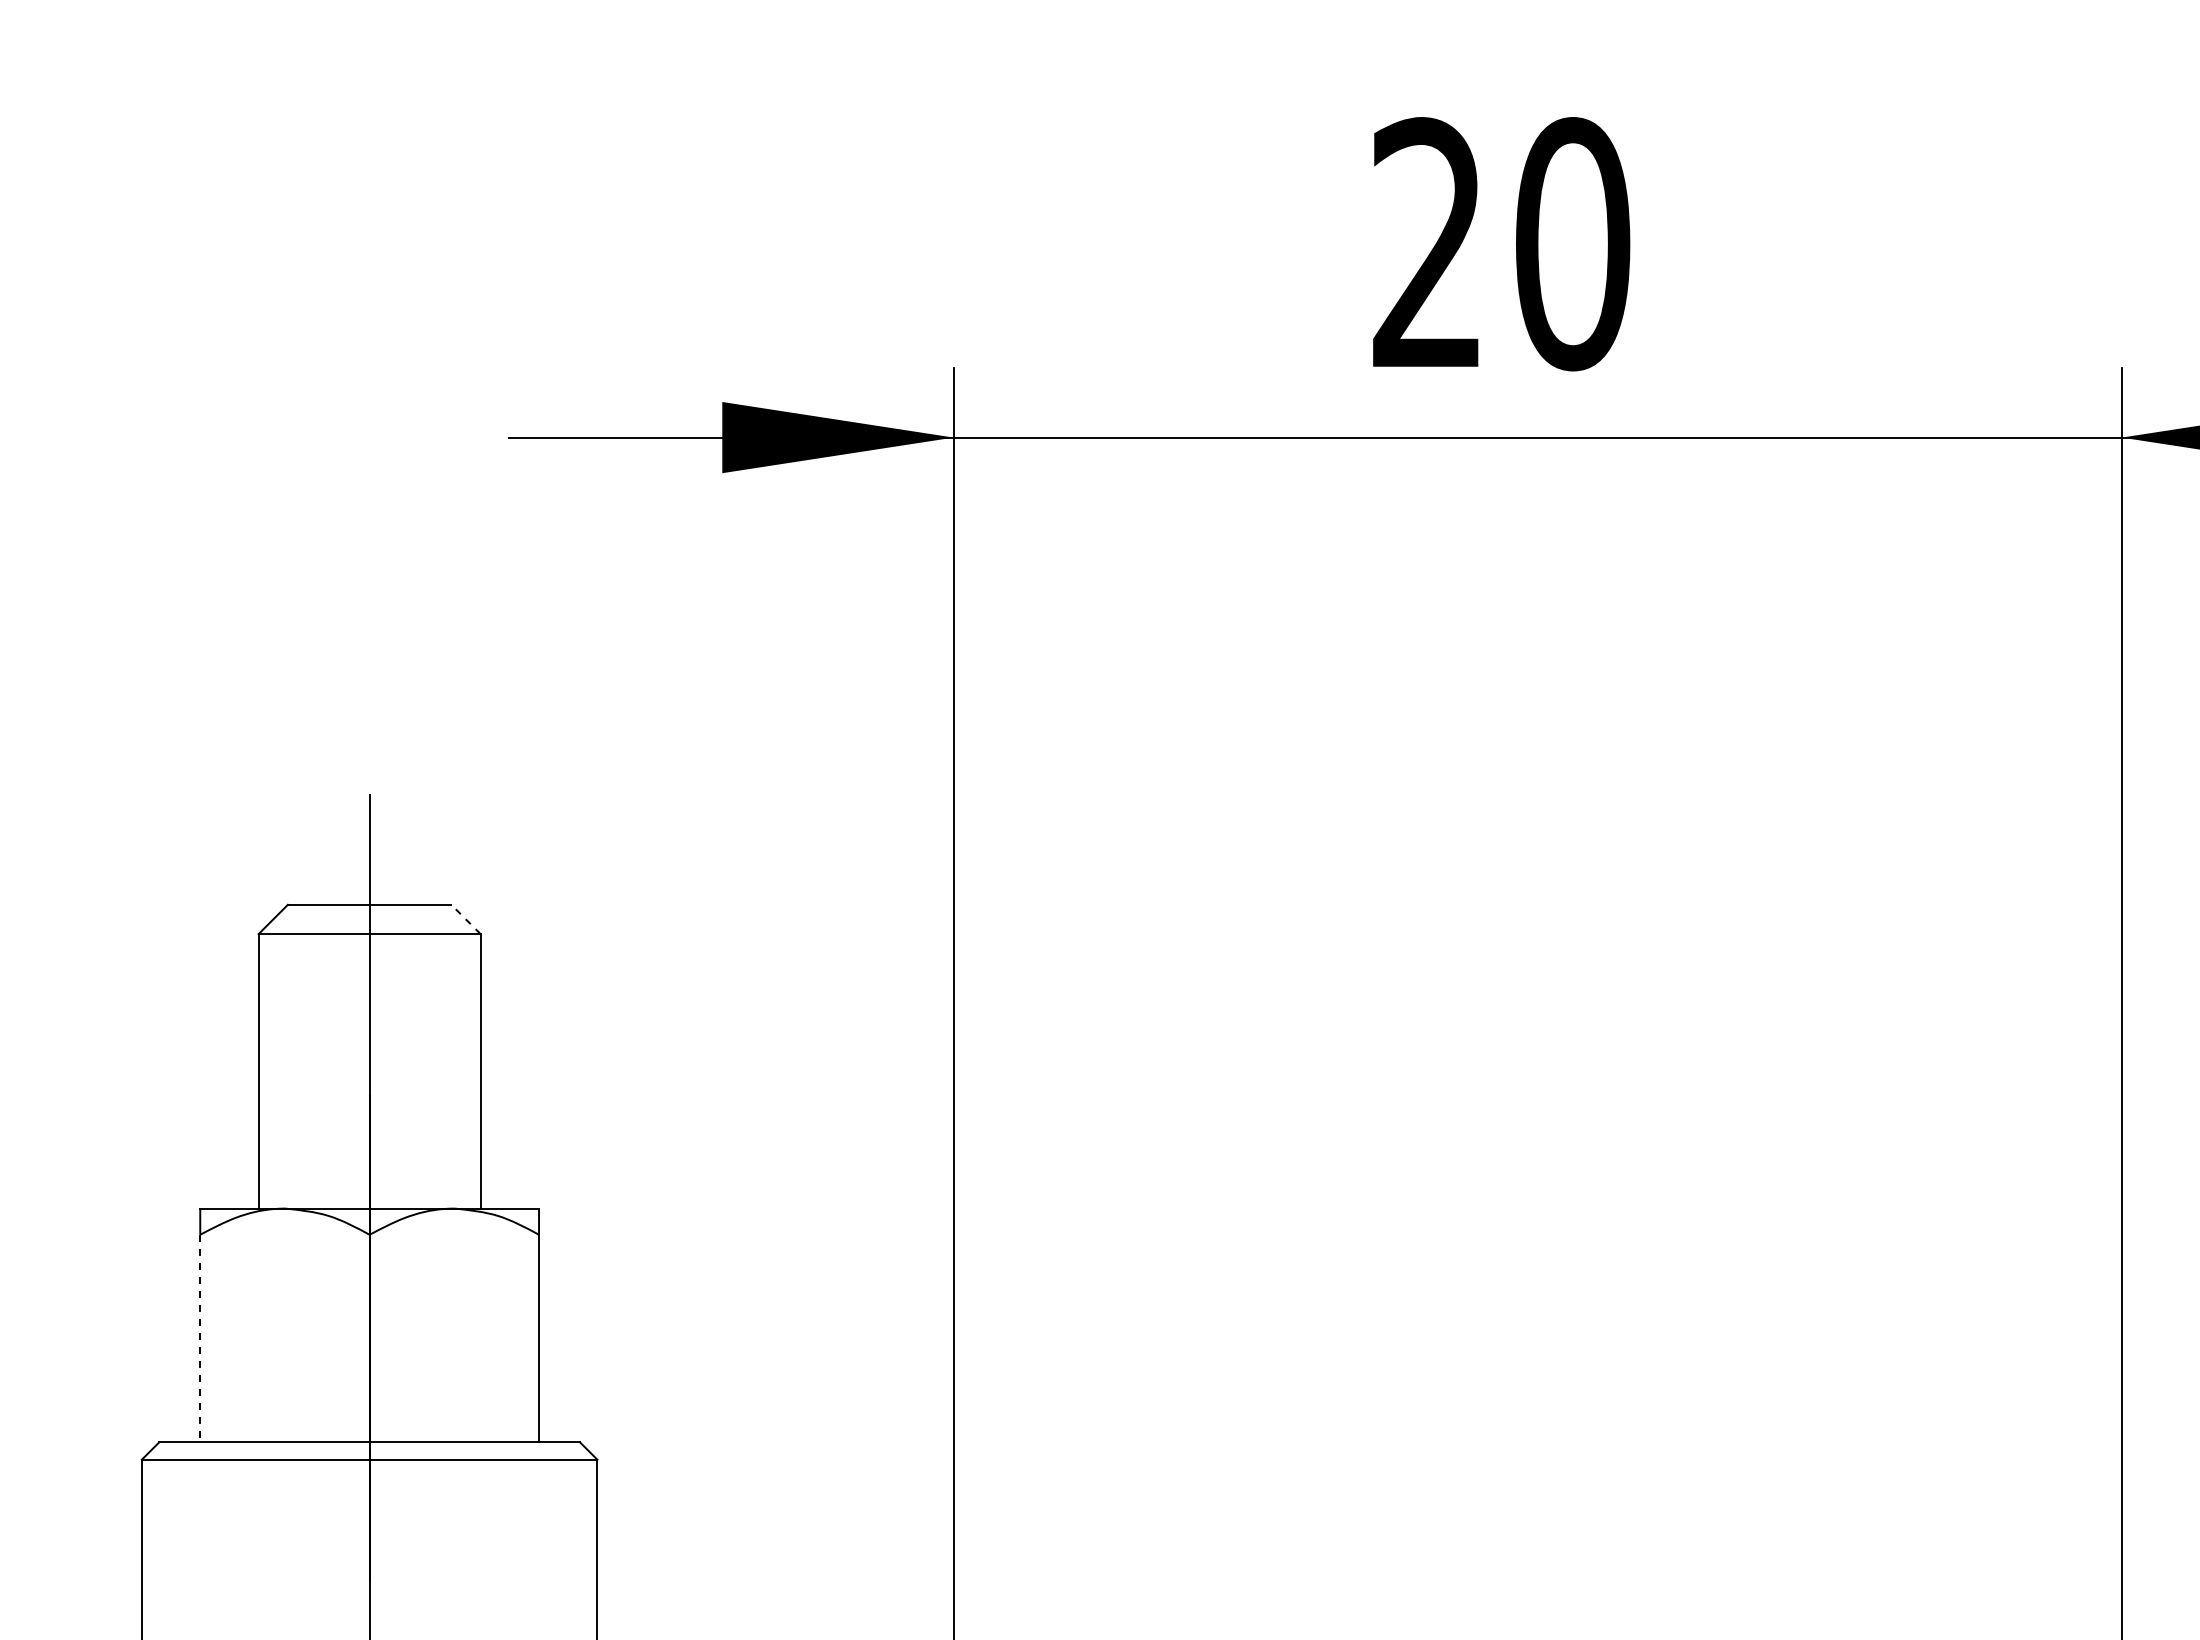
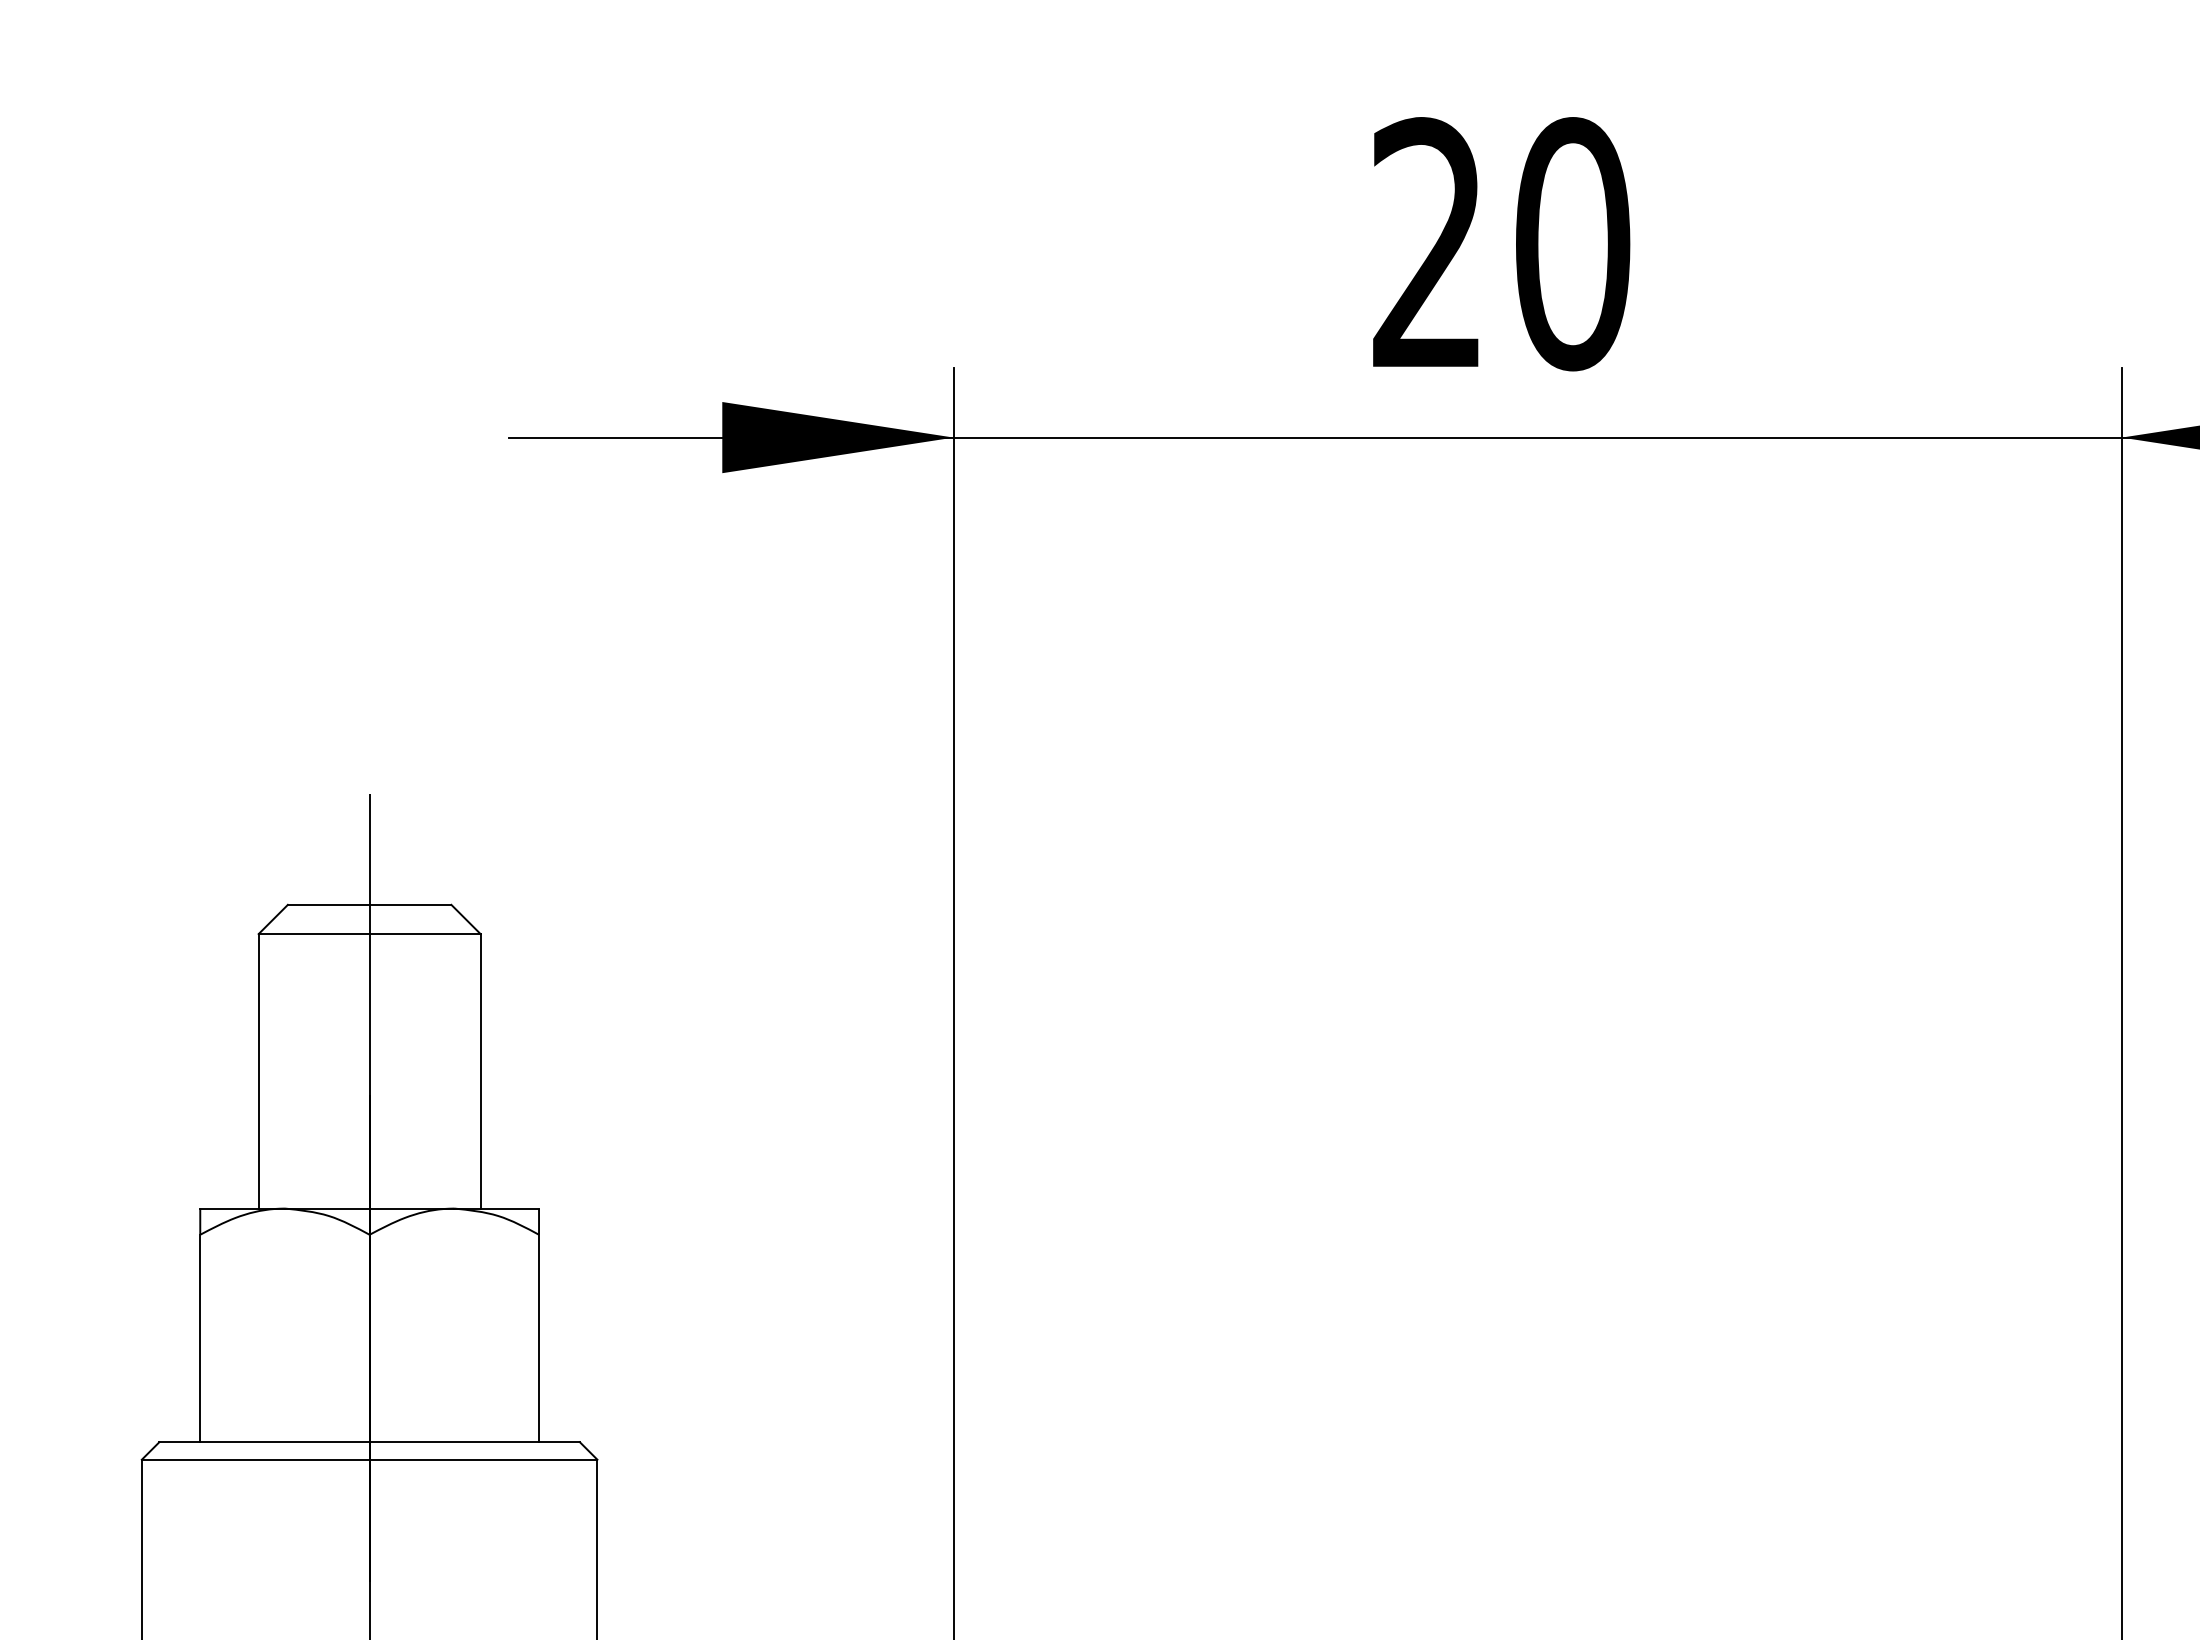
line: dashed -> solid (466, 919)
line: dashed -> solid (200, 1338)
